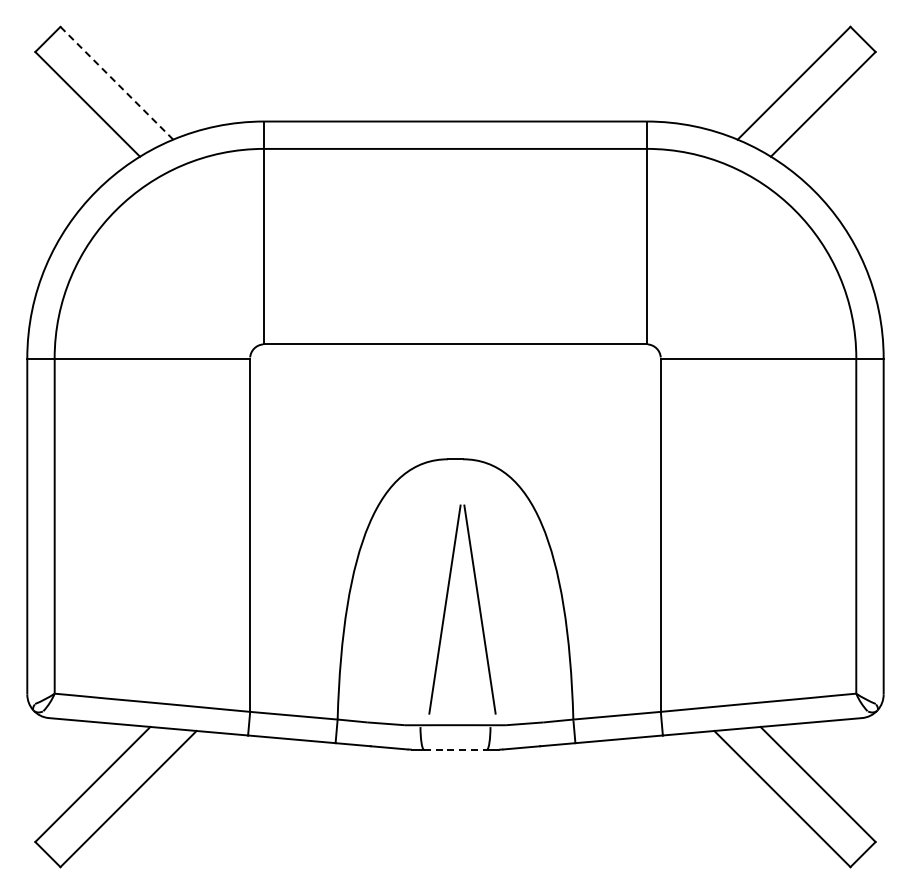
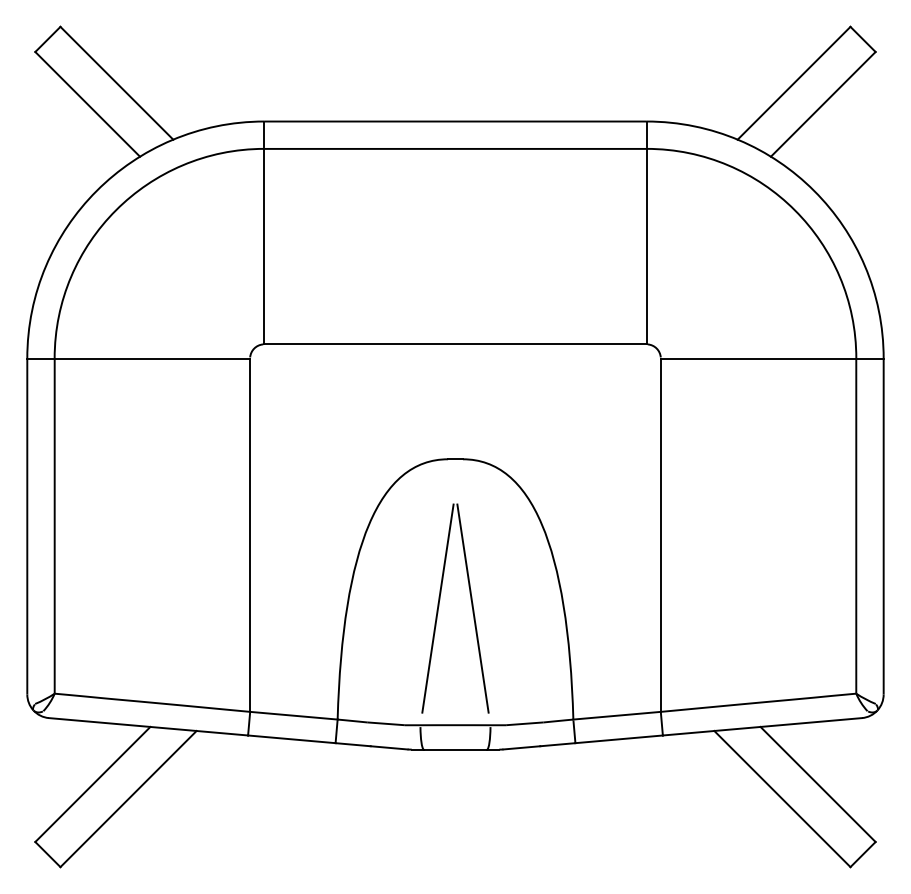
line: dashed -> solid (116, 83)
part position: (446, 607) -> (439, 606) (439, 606)
line: dashed -> solid (455, 749)
